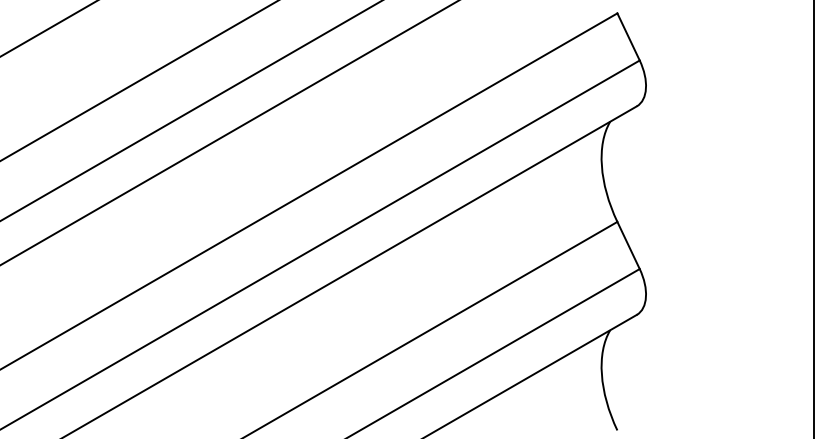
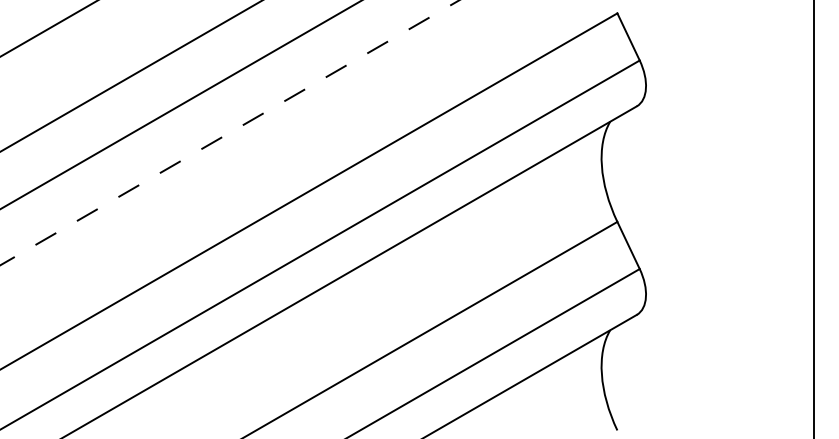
line position: (138, 81) -> (130, 76) (130, 76)
line position: (190, 110) -> (180, 105) (180, 105)
line: solid -> dashed (229, 132)
